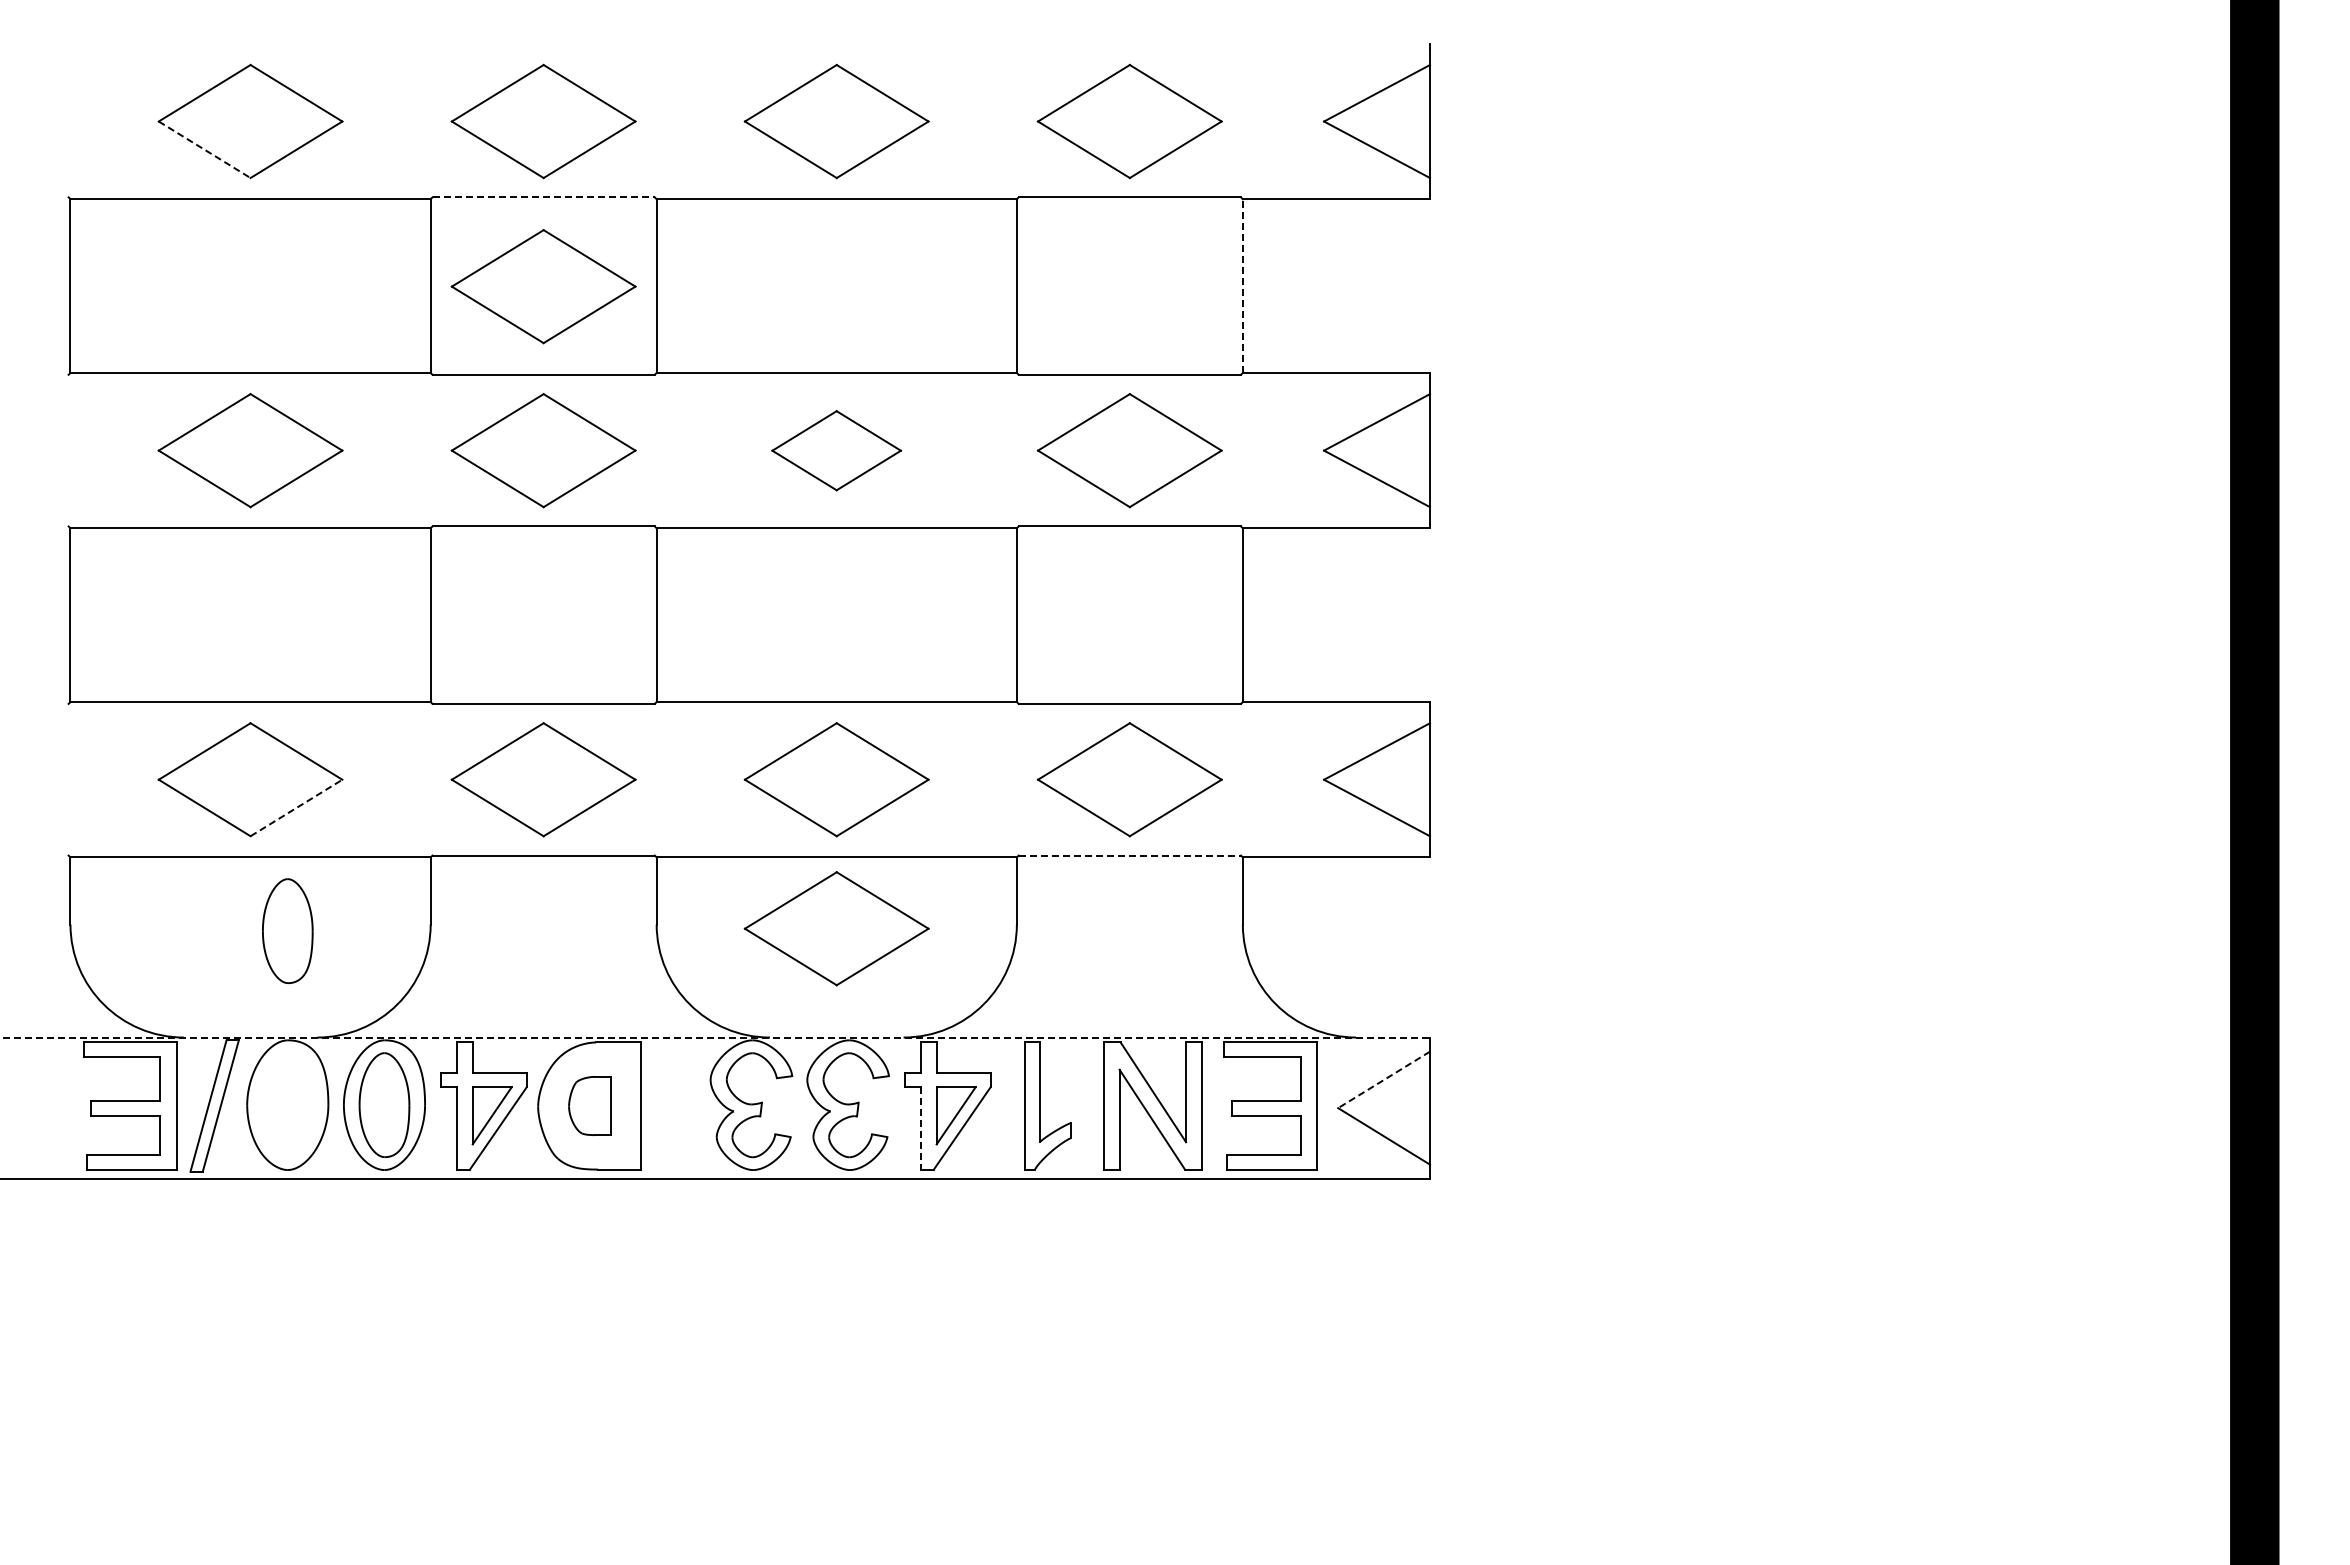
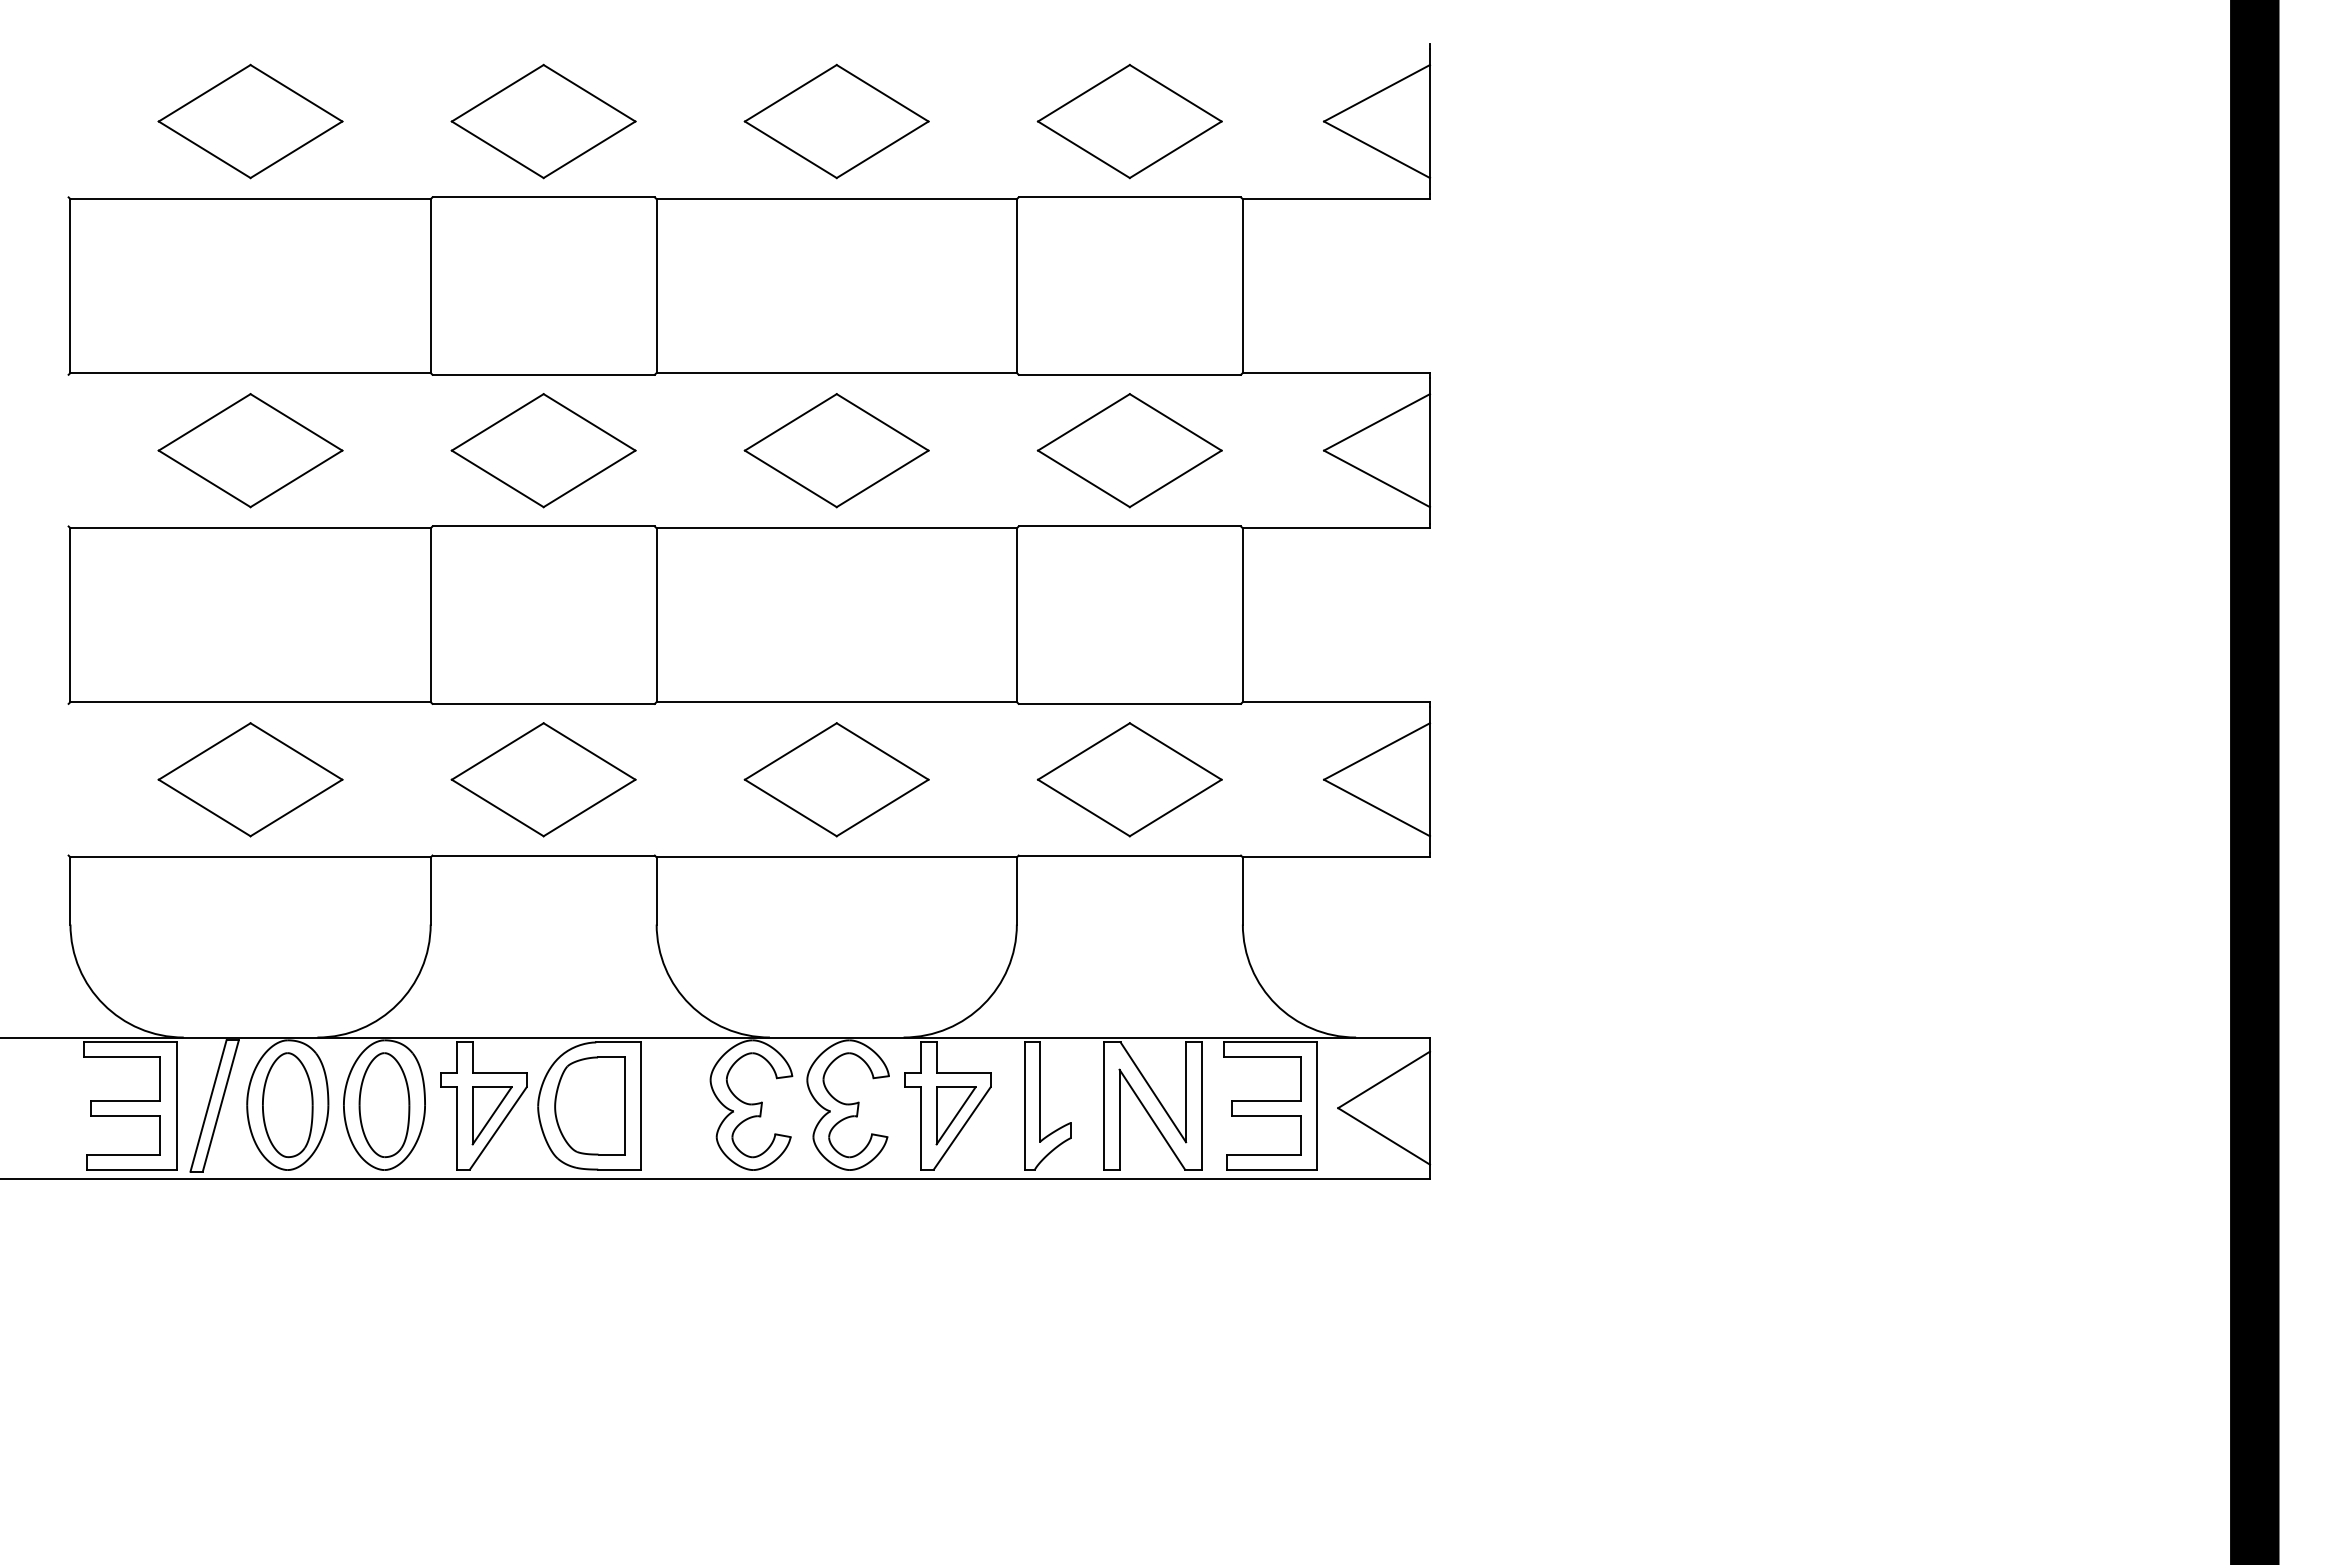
line: dashed -> solid (204, 149)
line: dashed -> solid (544, 197)
part: present -> none (543, 286)
line: dashed -> solid (1242, 286)
part size: 132x82 px -> 187x116 px (836, 450)
line: dashed -> solid (296, 808)
line: dashed -> solid (1130, 855)
part: present -> none (836, 928)
part position: (287, 931) -> (287, 1105) (287, 1105)
line: dashed -> solid (715, 1037)
line: dashed -> solid (1384, 1079)
part size: 44x60 px -> 72x100 px (589, 1105)
line: dashed -> solid (921, 1128)
